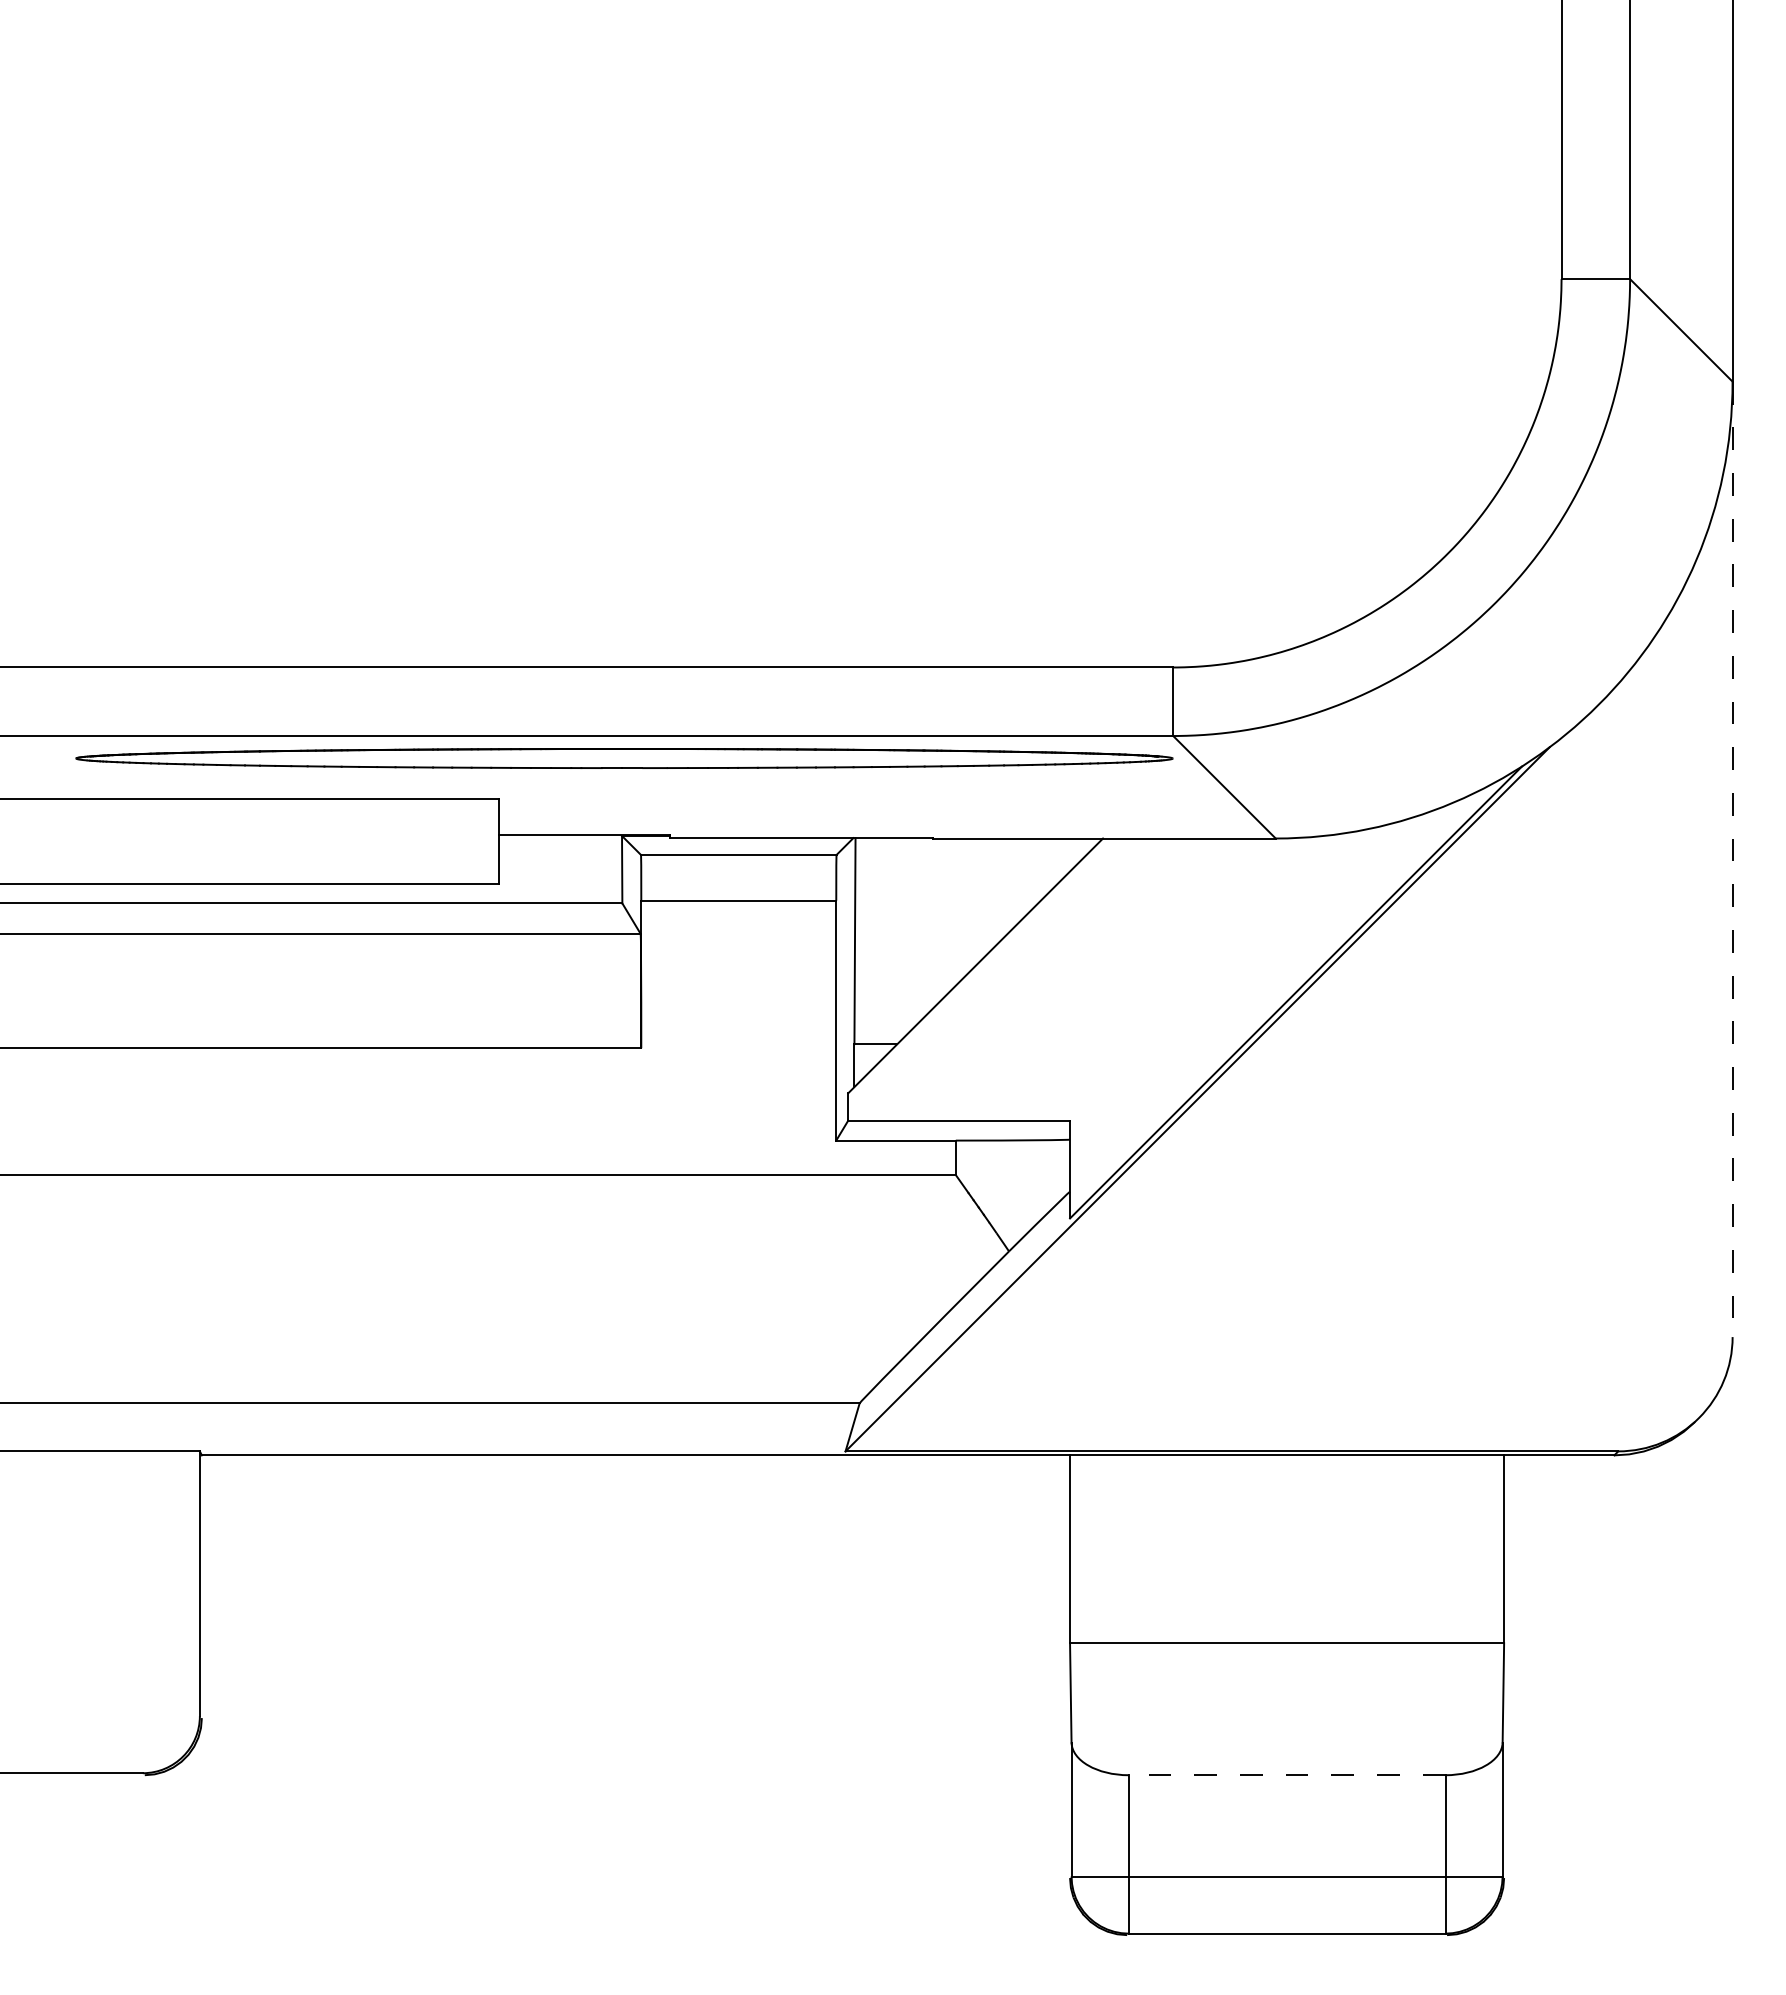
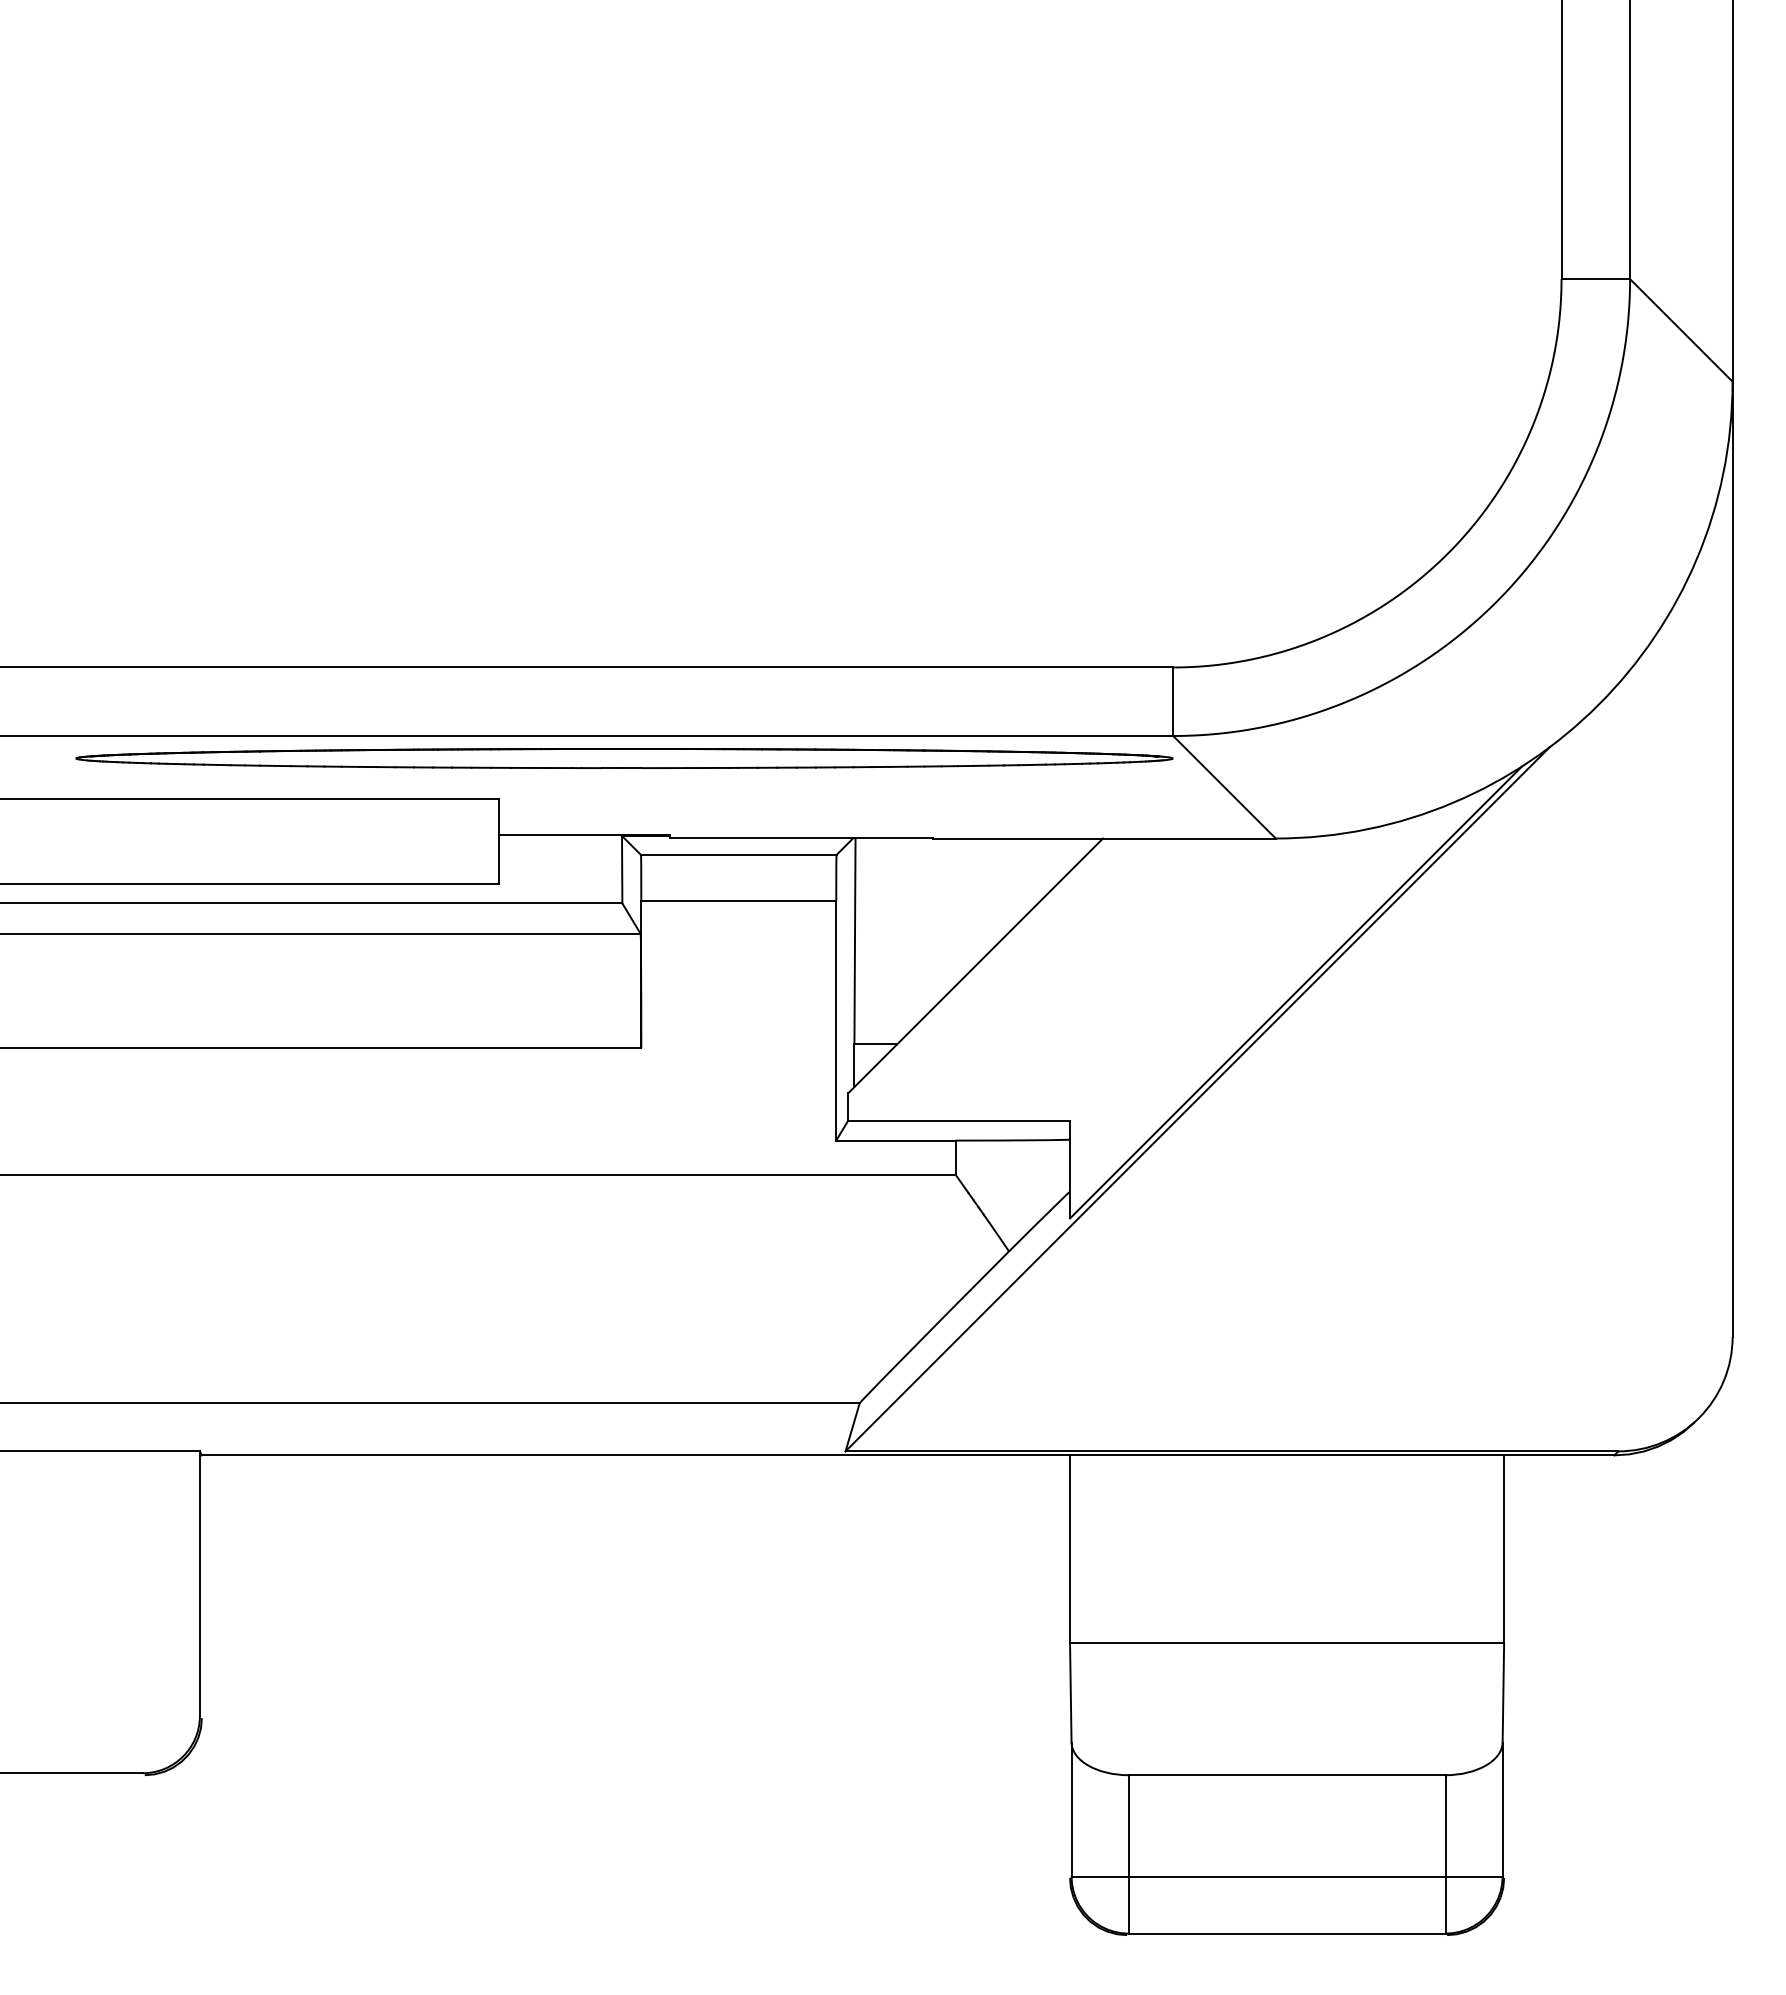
line: dashed -> solid (1732, 859)
line: dashed -> solid (1286, 1775)
